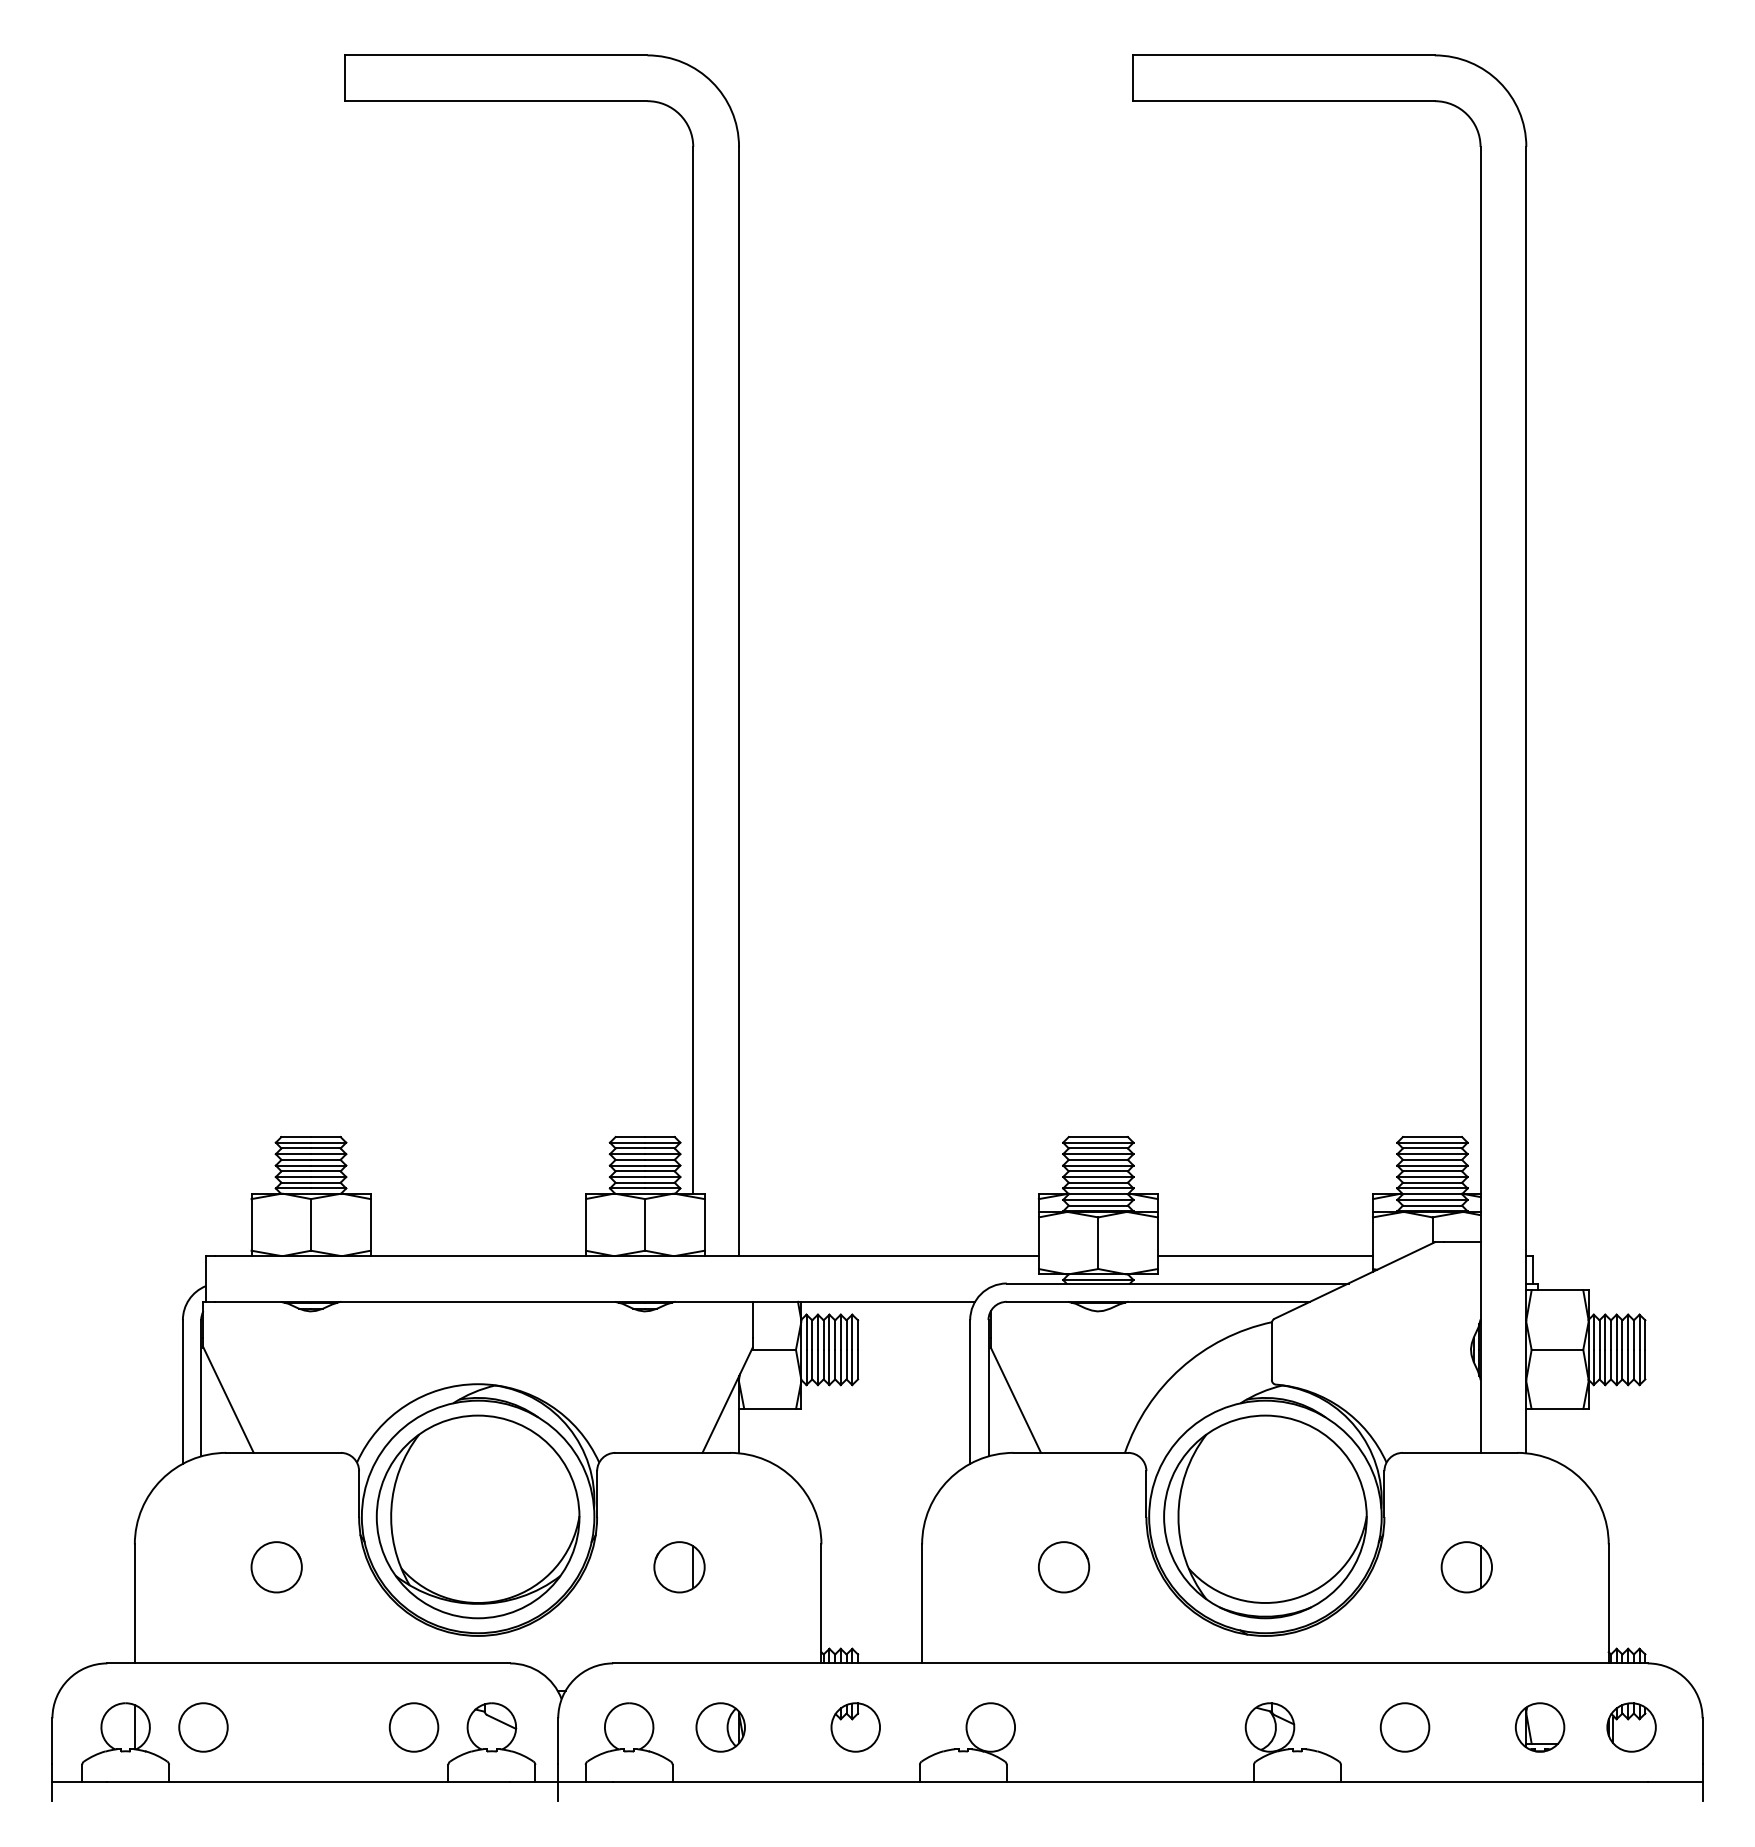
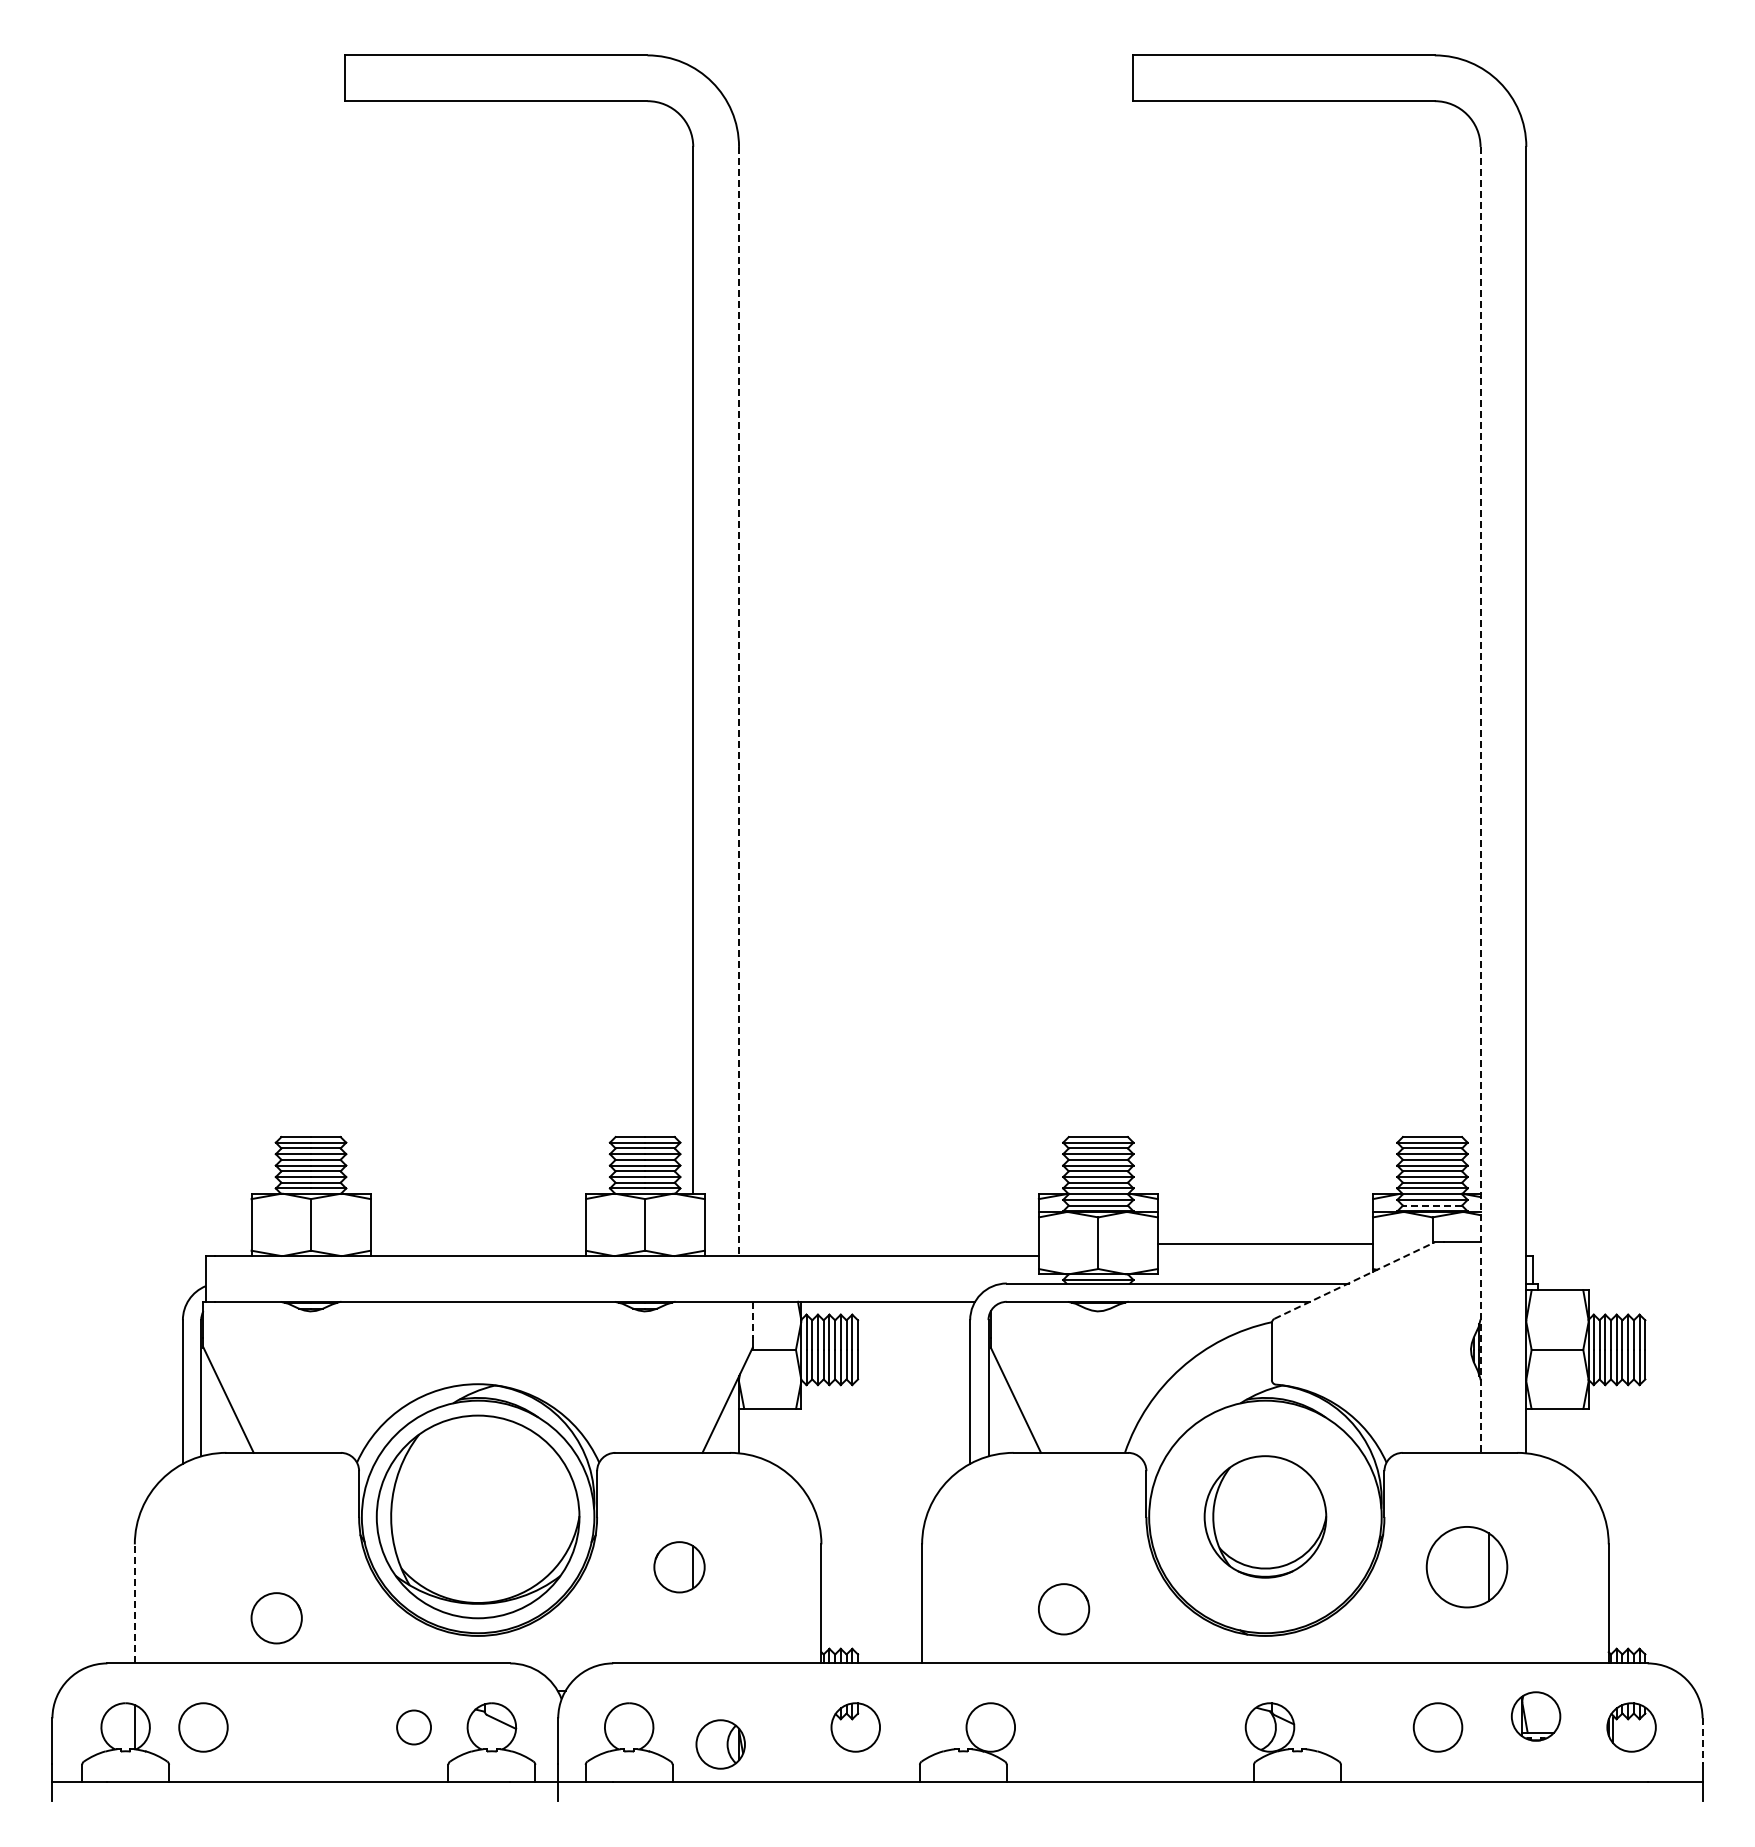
line: solid -> dashed (739, 701)
line: solid -> dashed (1480, 799)
line: solid -> dashed (1432, 1205)
line position: (1265, 1256) -> (1265, 1244) (1265, 1244)
line: solid -> dashed (1354, 1280)
line: solid -> dashed (752, 1320)
part size: 205x206 px -> 125x124 px (1265, 1516)
circle position: (276, 1567) -> (276, 1618) (276, 1618)
circle position: (1064, 1567) -> (1064, 1609) (1064, 1609)
part size: 53x53 px -> 84x83 px (1466, 1567)
line: solid -> dashed (134, 1603)
circle diameter: 49 px -> 34 px (414, 1727)
part position: (720, 1727) -> (720, 1744) (720, 1744)
circle position: (1404, 1727) -> (1437, 1727) (1437, 1727)
part position: (1539, 1727) -> (1535, 1716) (1535, 1716)
line: solid -> dashed (1702, 1741)
